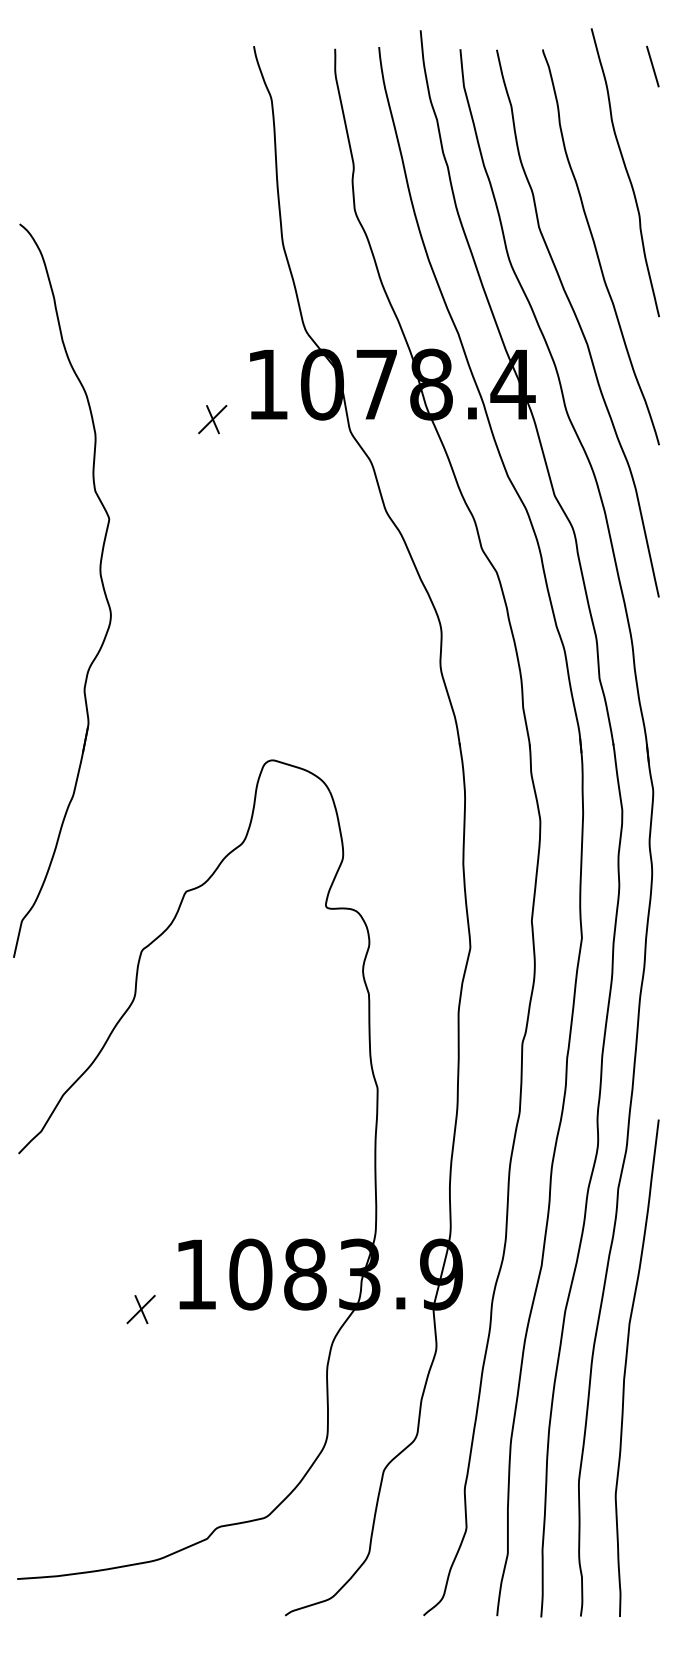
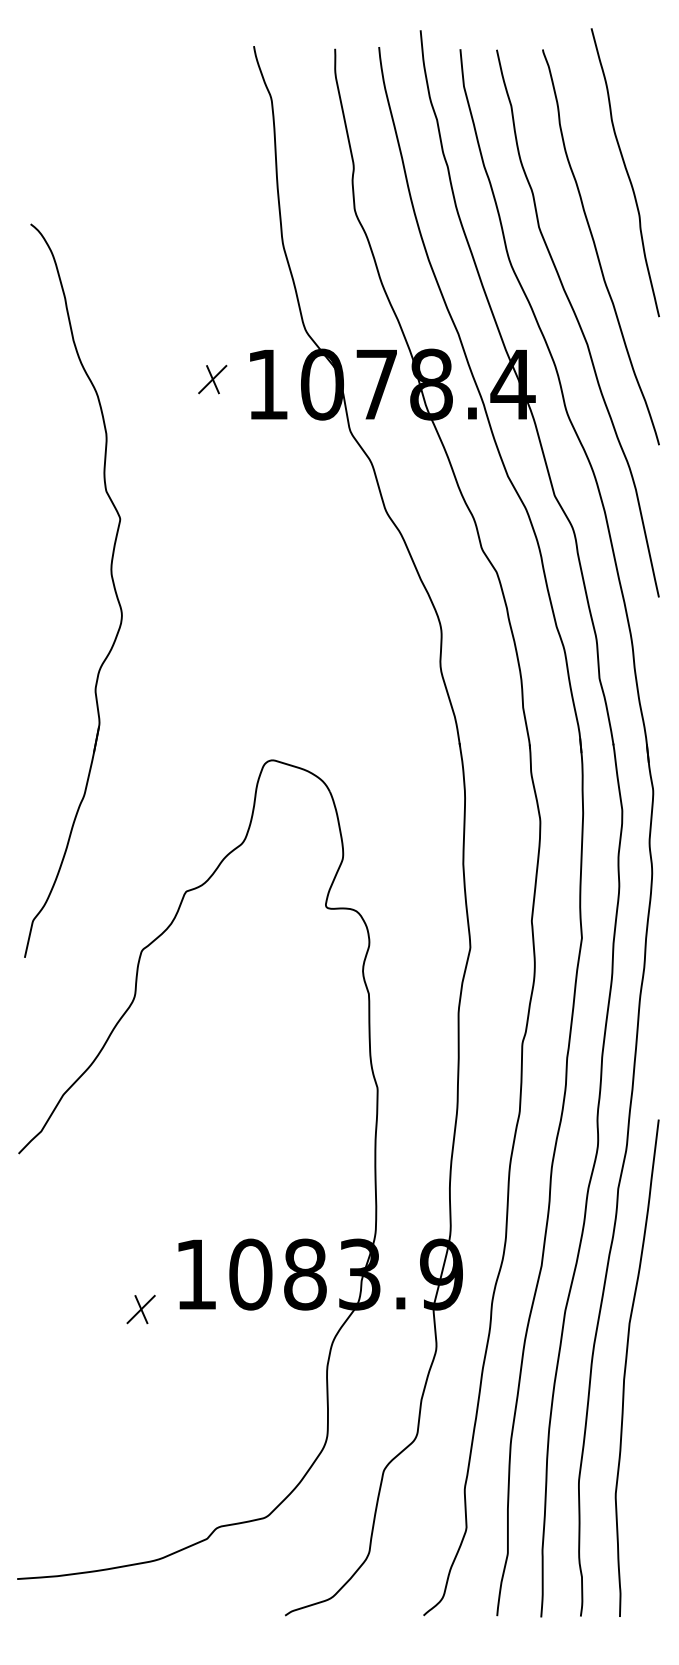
line: present -> none (652, 66)
part position: (212, 419) -> (212, 379) (212, 379)
part position: (100, 579) -> (111, 579) (111, 579)
